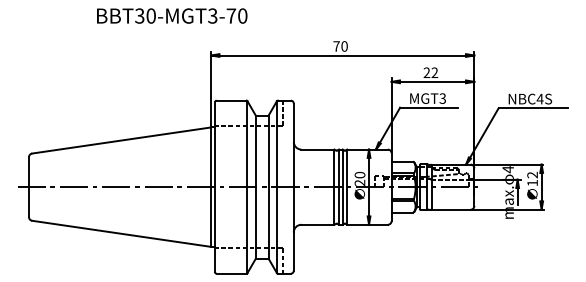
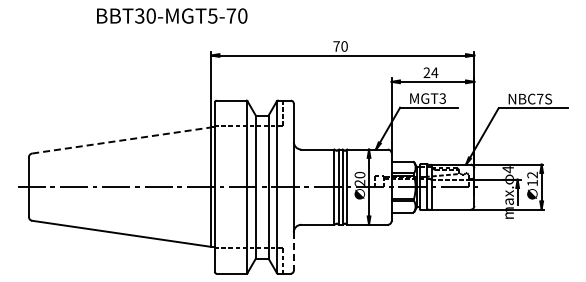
text: BBT30-MGT3-70 -> BBT30-MGT5-70 (212, 15)
text: 22 -> 24 (434, 72)
text: NBC4S -> NBC7S (539, 98)
line: solid -> dashed (122, 140)
line: solid -> dashed (293, 251)
